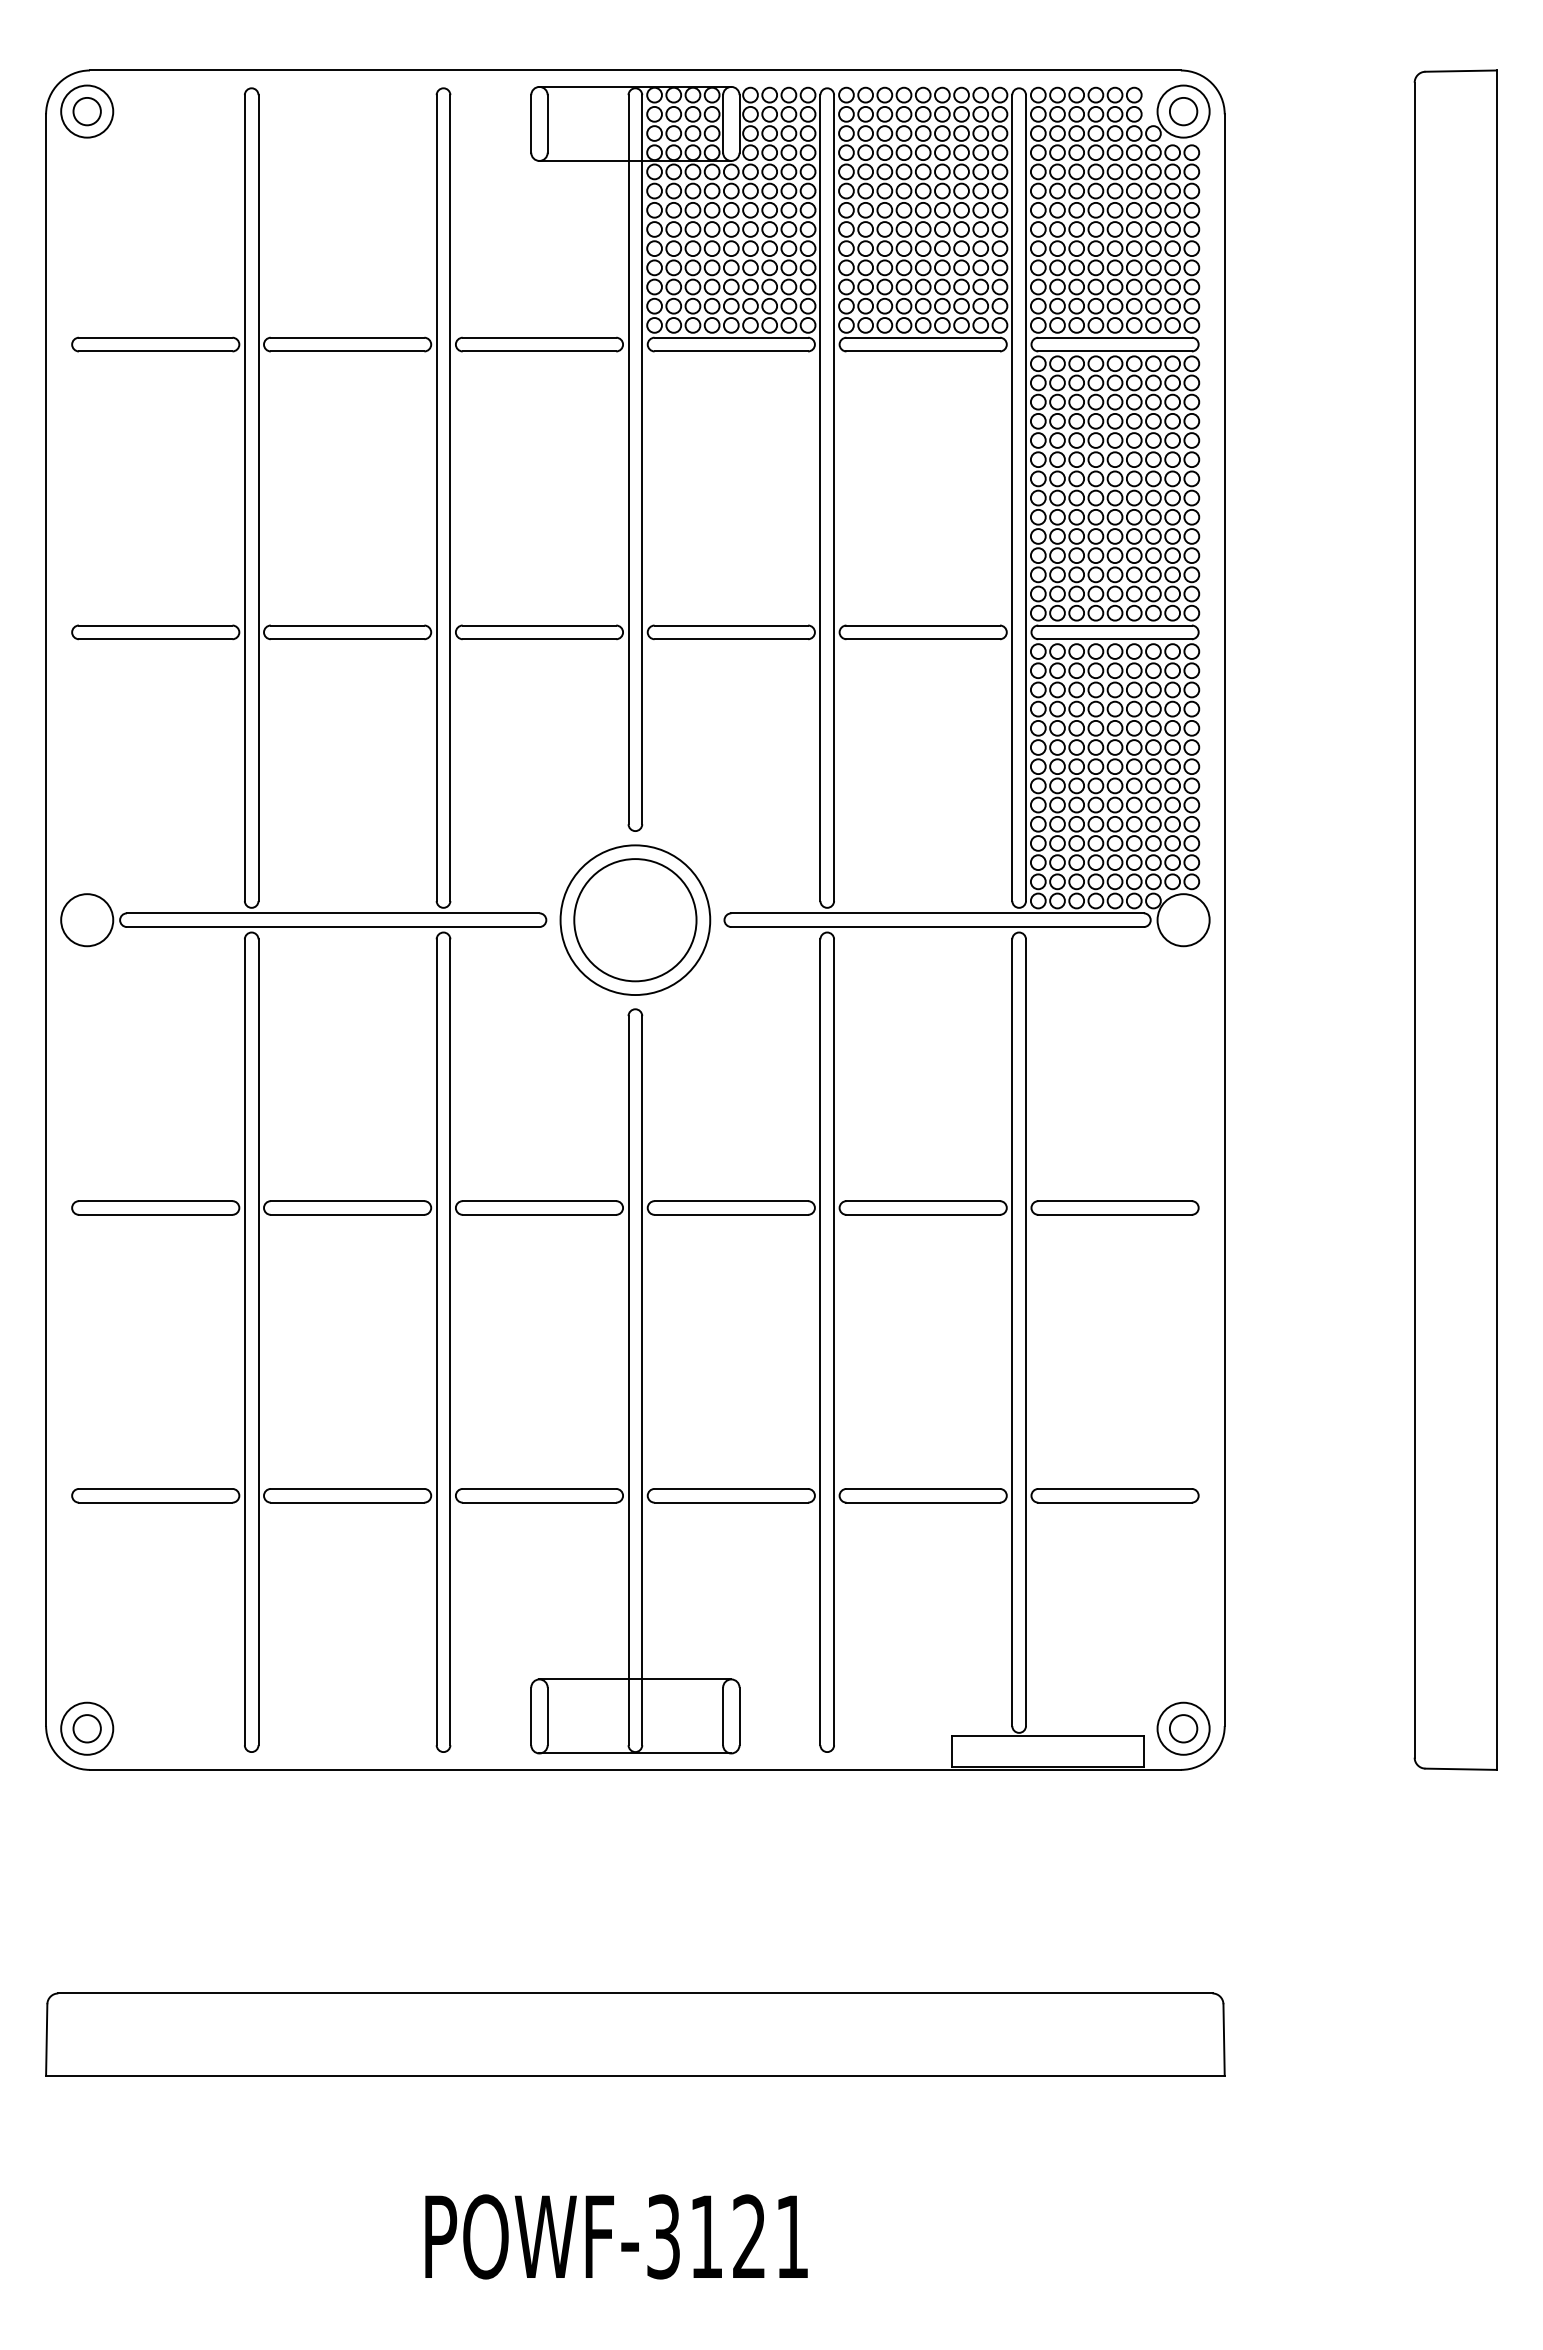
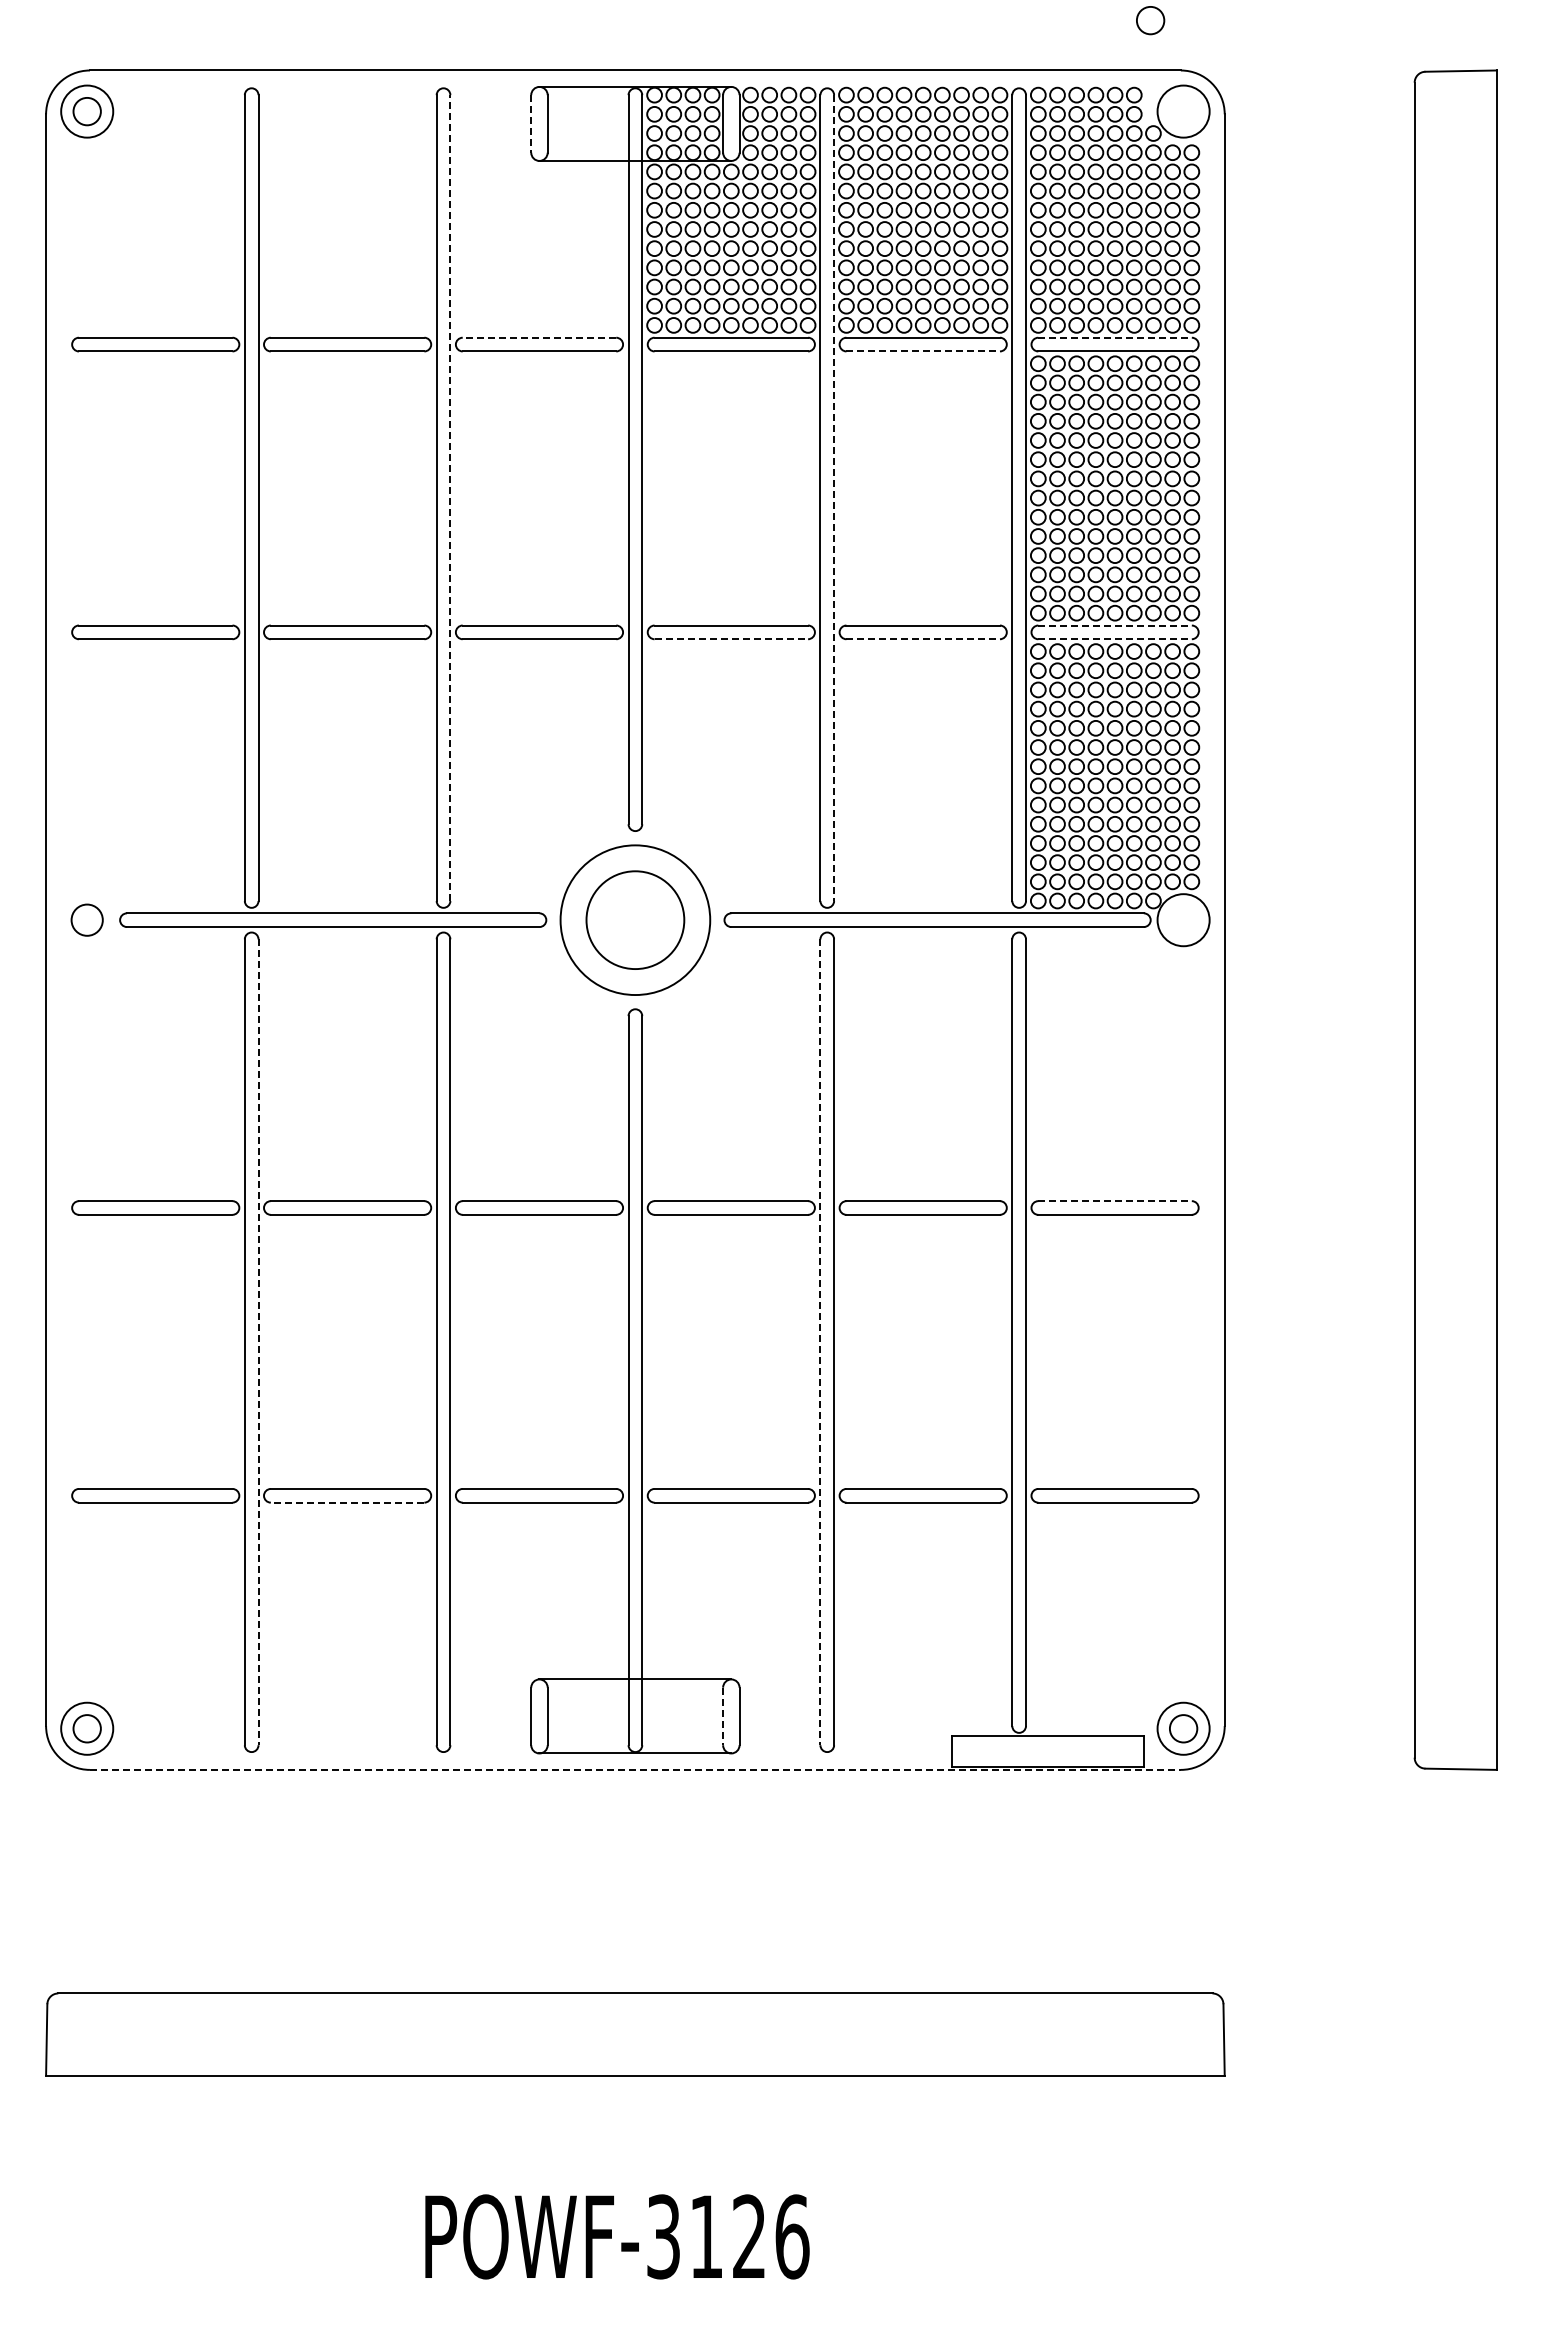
circle position: (1183, 111) -> (1150, 20) (1150, 20)
line: solid -> dashed (531, 123)
line: solid -> dashed (539, 337)
line: solid -> dashed (1115, 337)
line: solid -> dashed (923, 351)
line: solid -> dashed (450, 498)
line: solid -> dashed (834, 498)
line: solid -> dashed (1115, 625)
line: solid -> dashed (731, 639)
line: solid -> dashed (923, 639)
line: solid -> dashed (1115, 639)
circle diameter: 52 px -> 31 px (86, 919)
circle diameter: 122 px -> 98 px (635, 920)
line: solid -> dashed (1115, 1201)
line: solid -> dashed (258, 1342)
line: solid -> dashed (820, 1342)
line: solid -> dashed (347, 1502)
line: solid -> dashed (723, 1716)
line: solid -> dashed (635, 1769)
text: POWF-3121 -> POWF-3126 (792, 2236)
